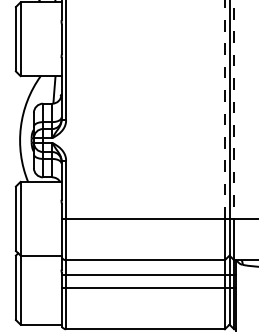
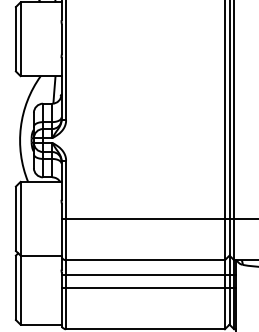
line: dashed -> solid (224, 109)
line: dashed -> solid (234, 109)
